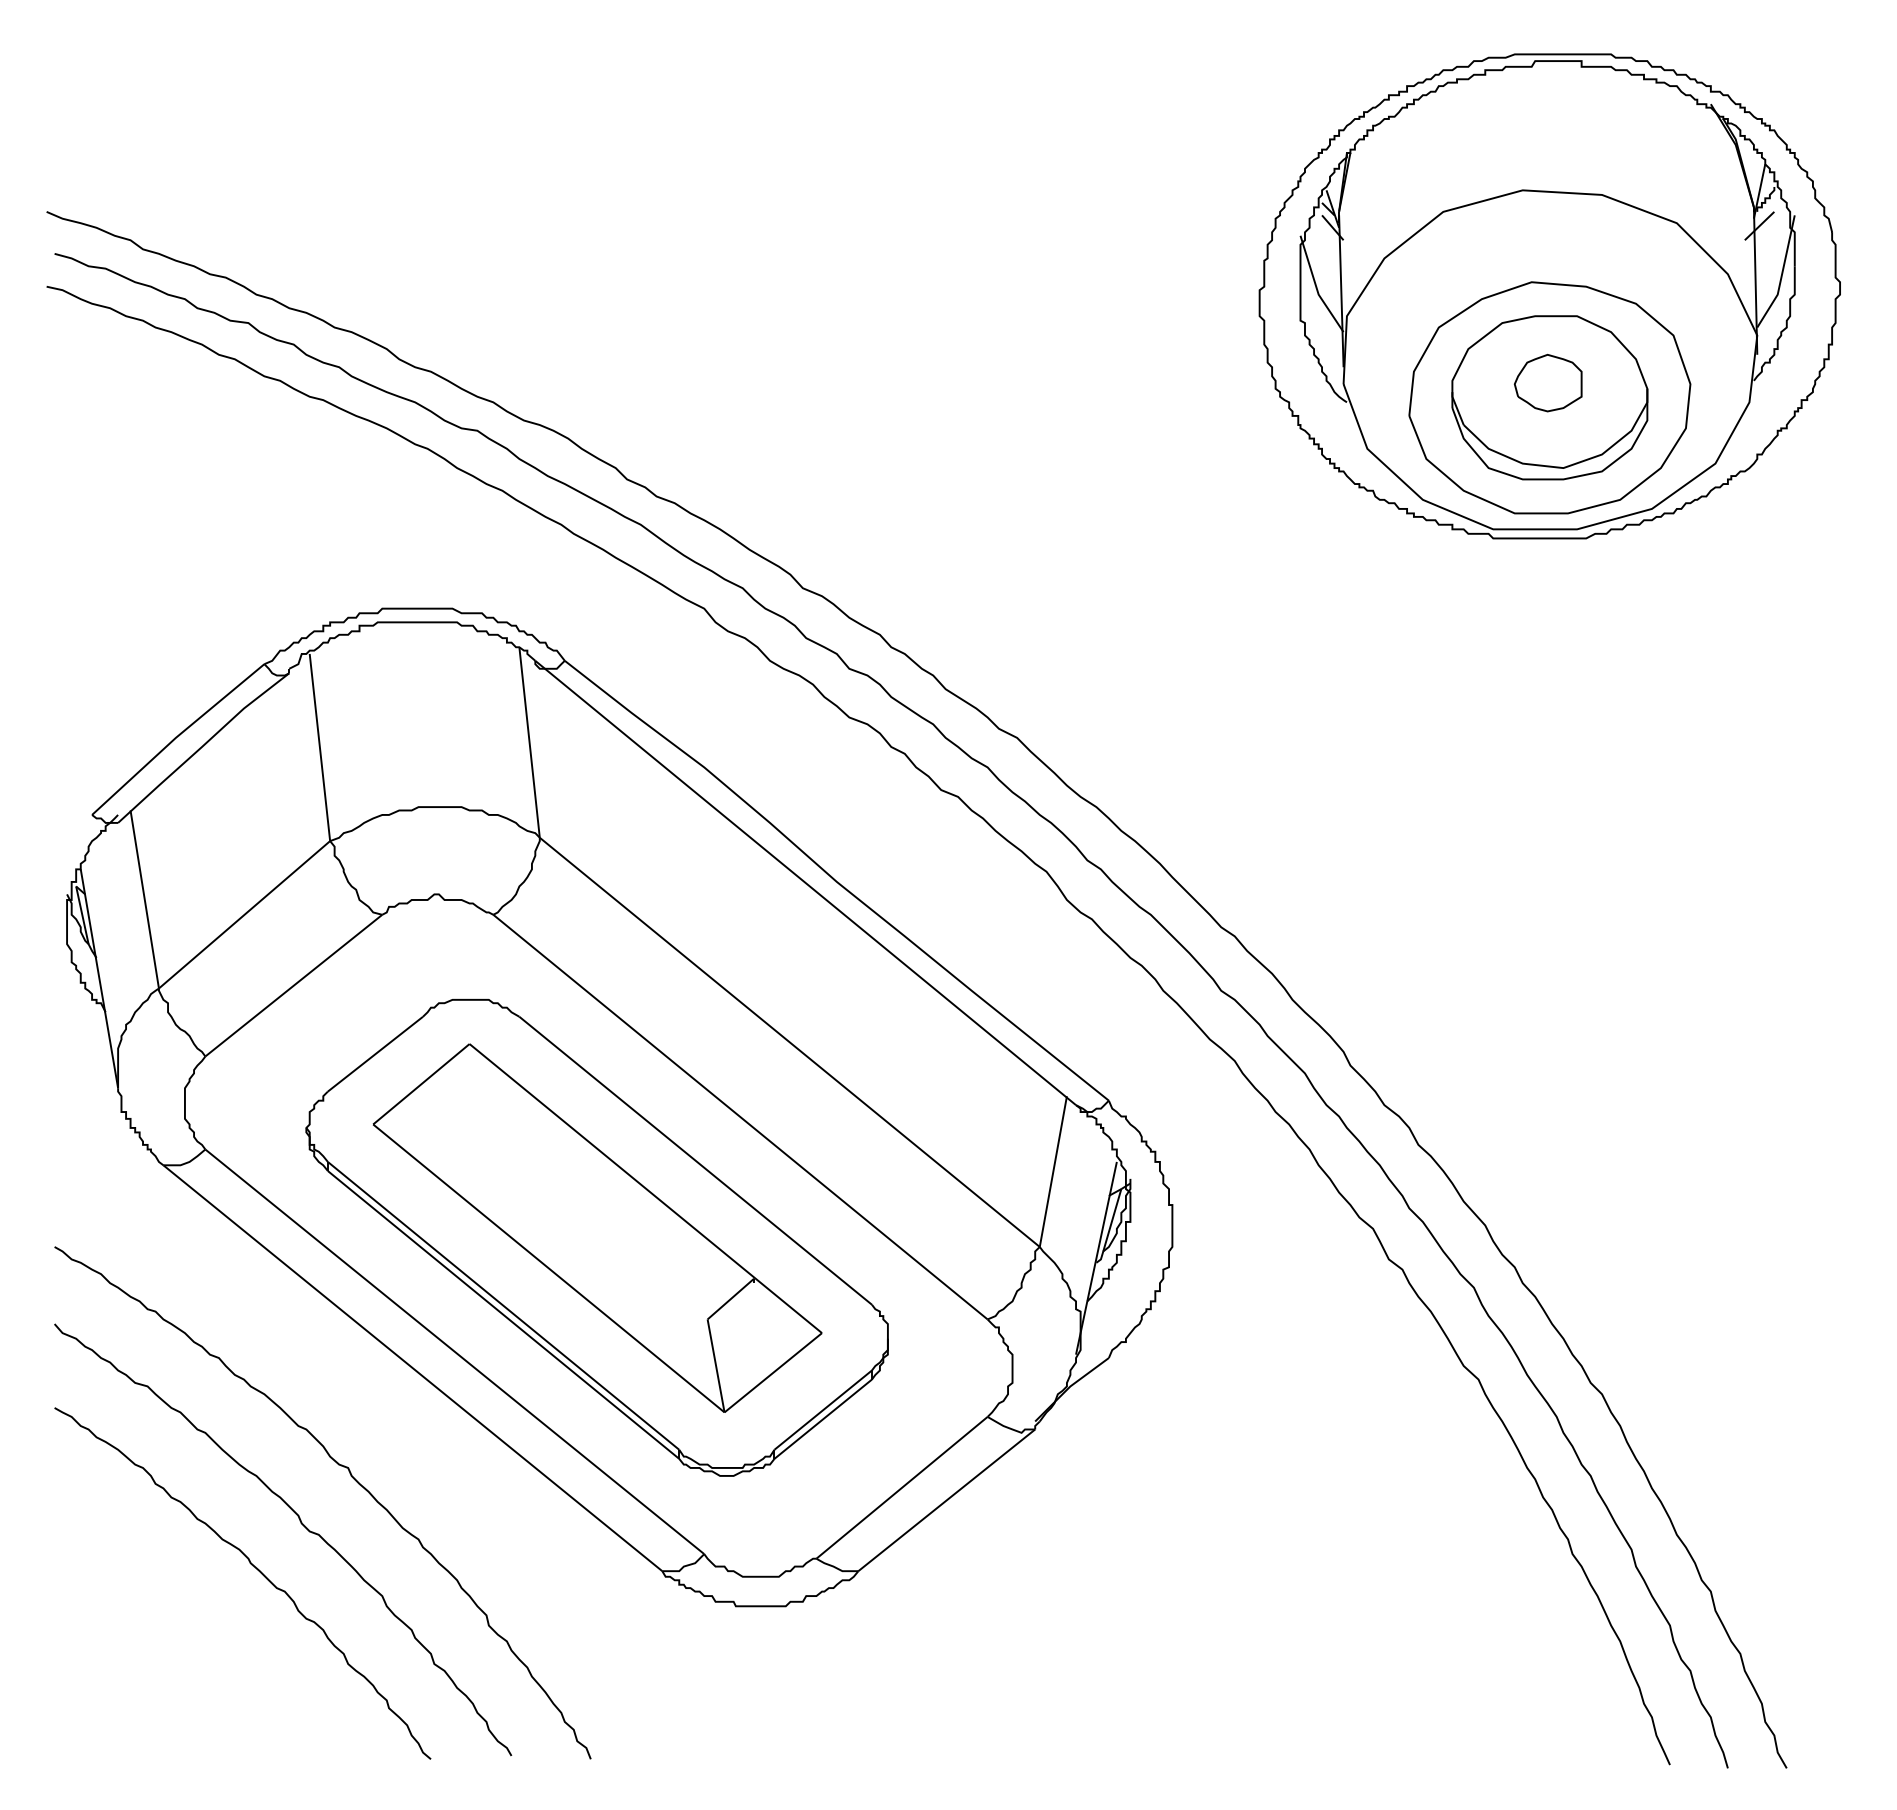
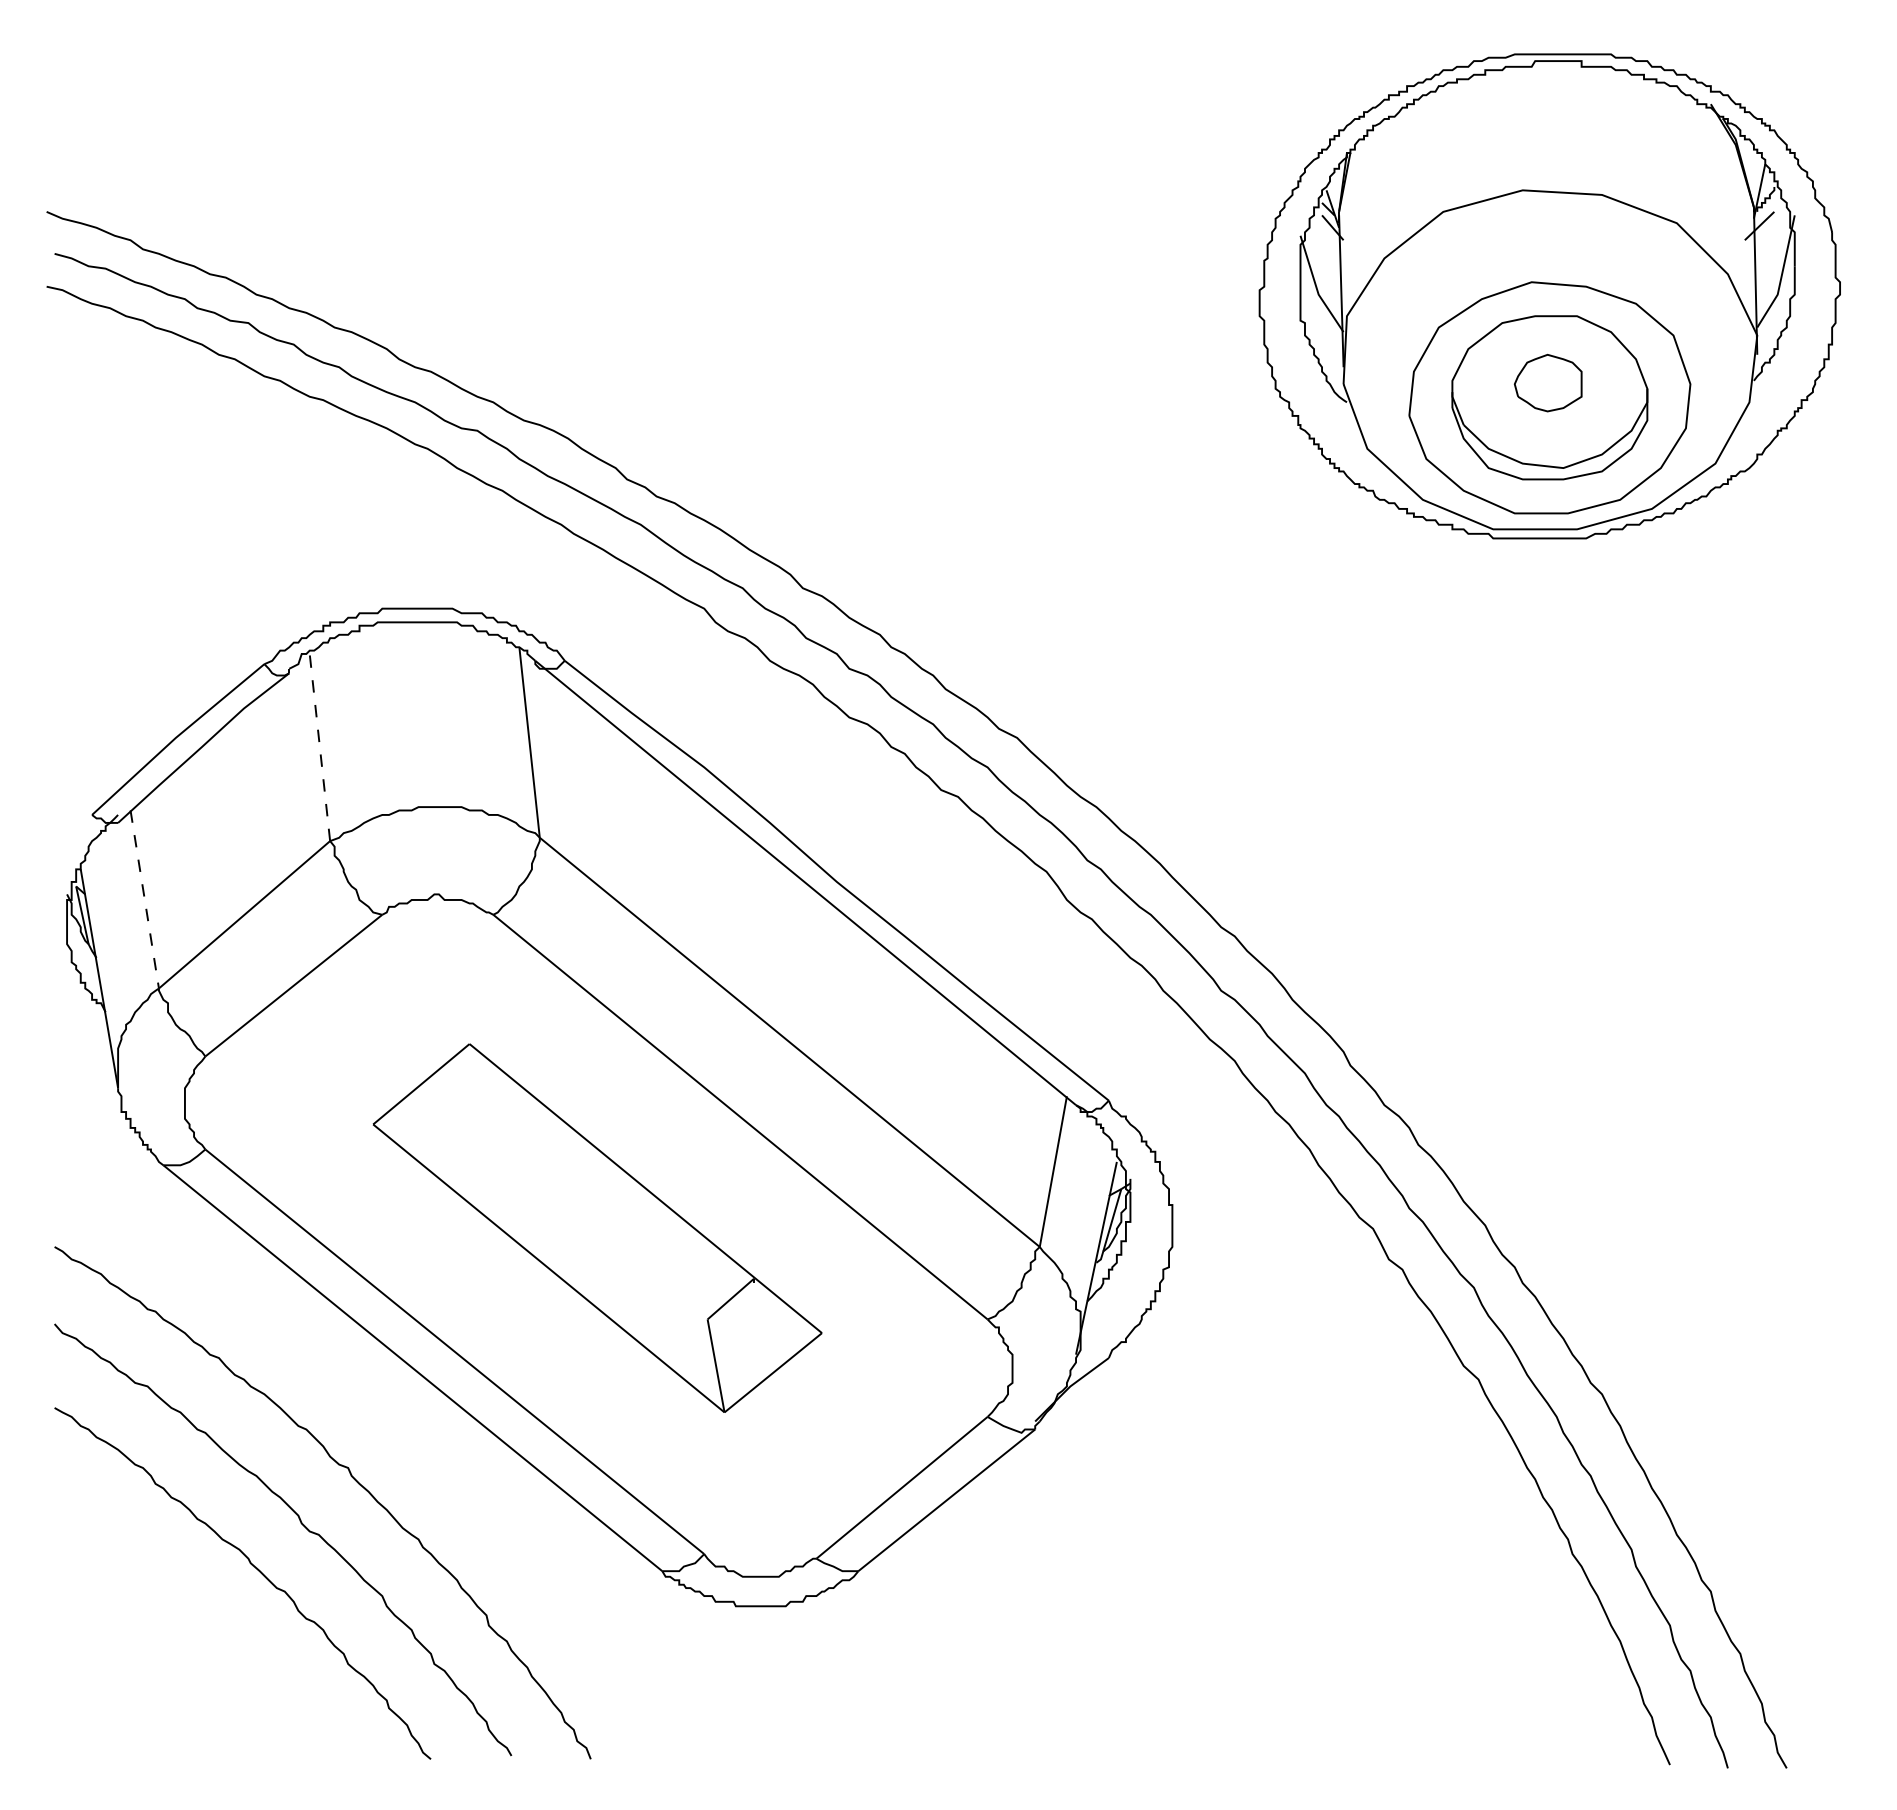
line: solid -> dashed (319, 747)
line: solid -> dashed (144, 899)
part: present -> none (596, 1237)
